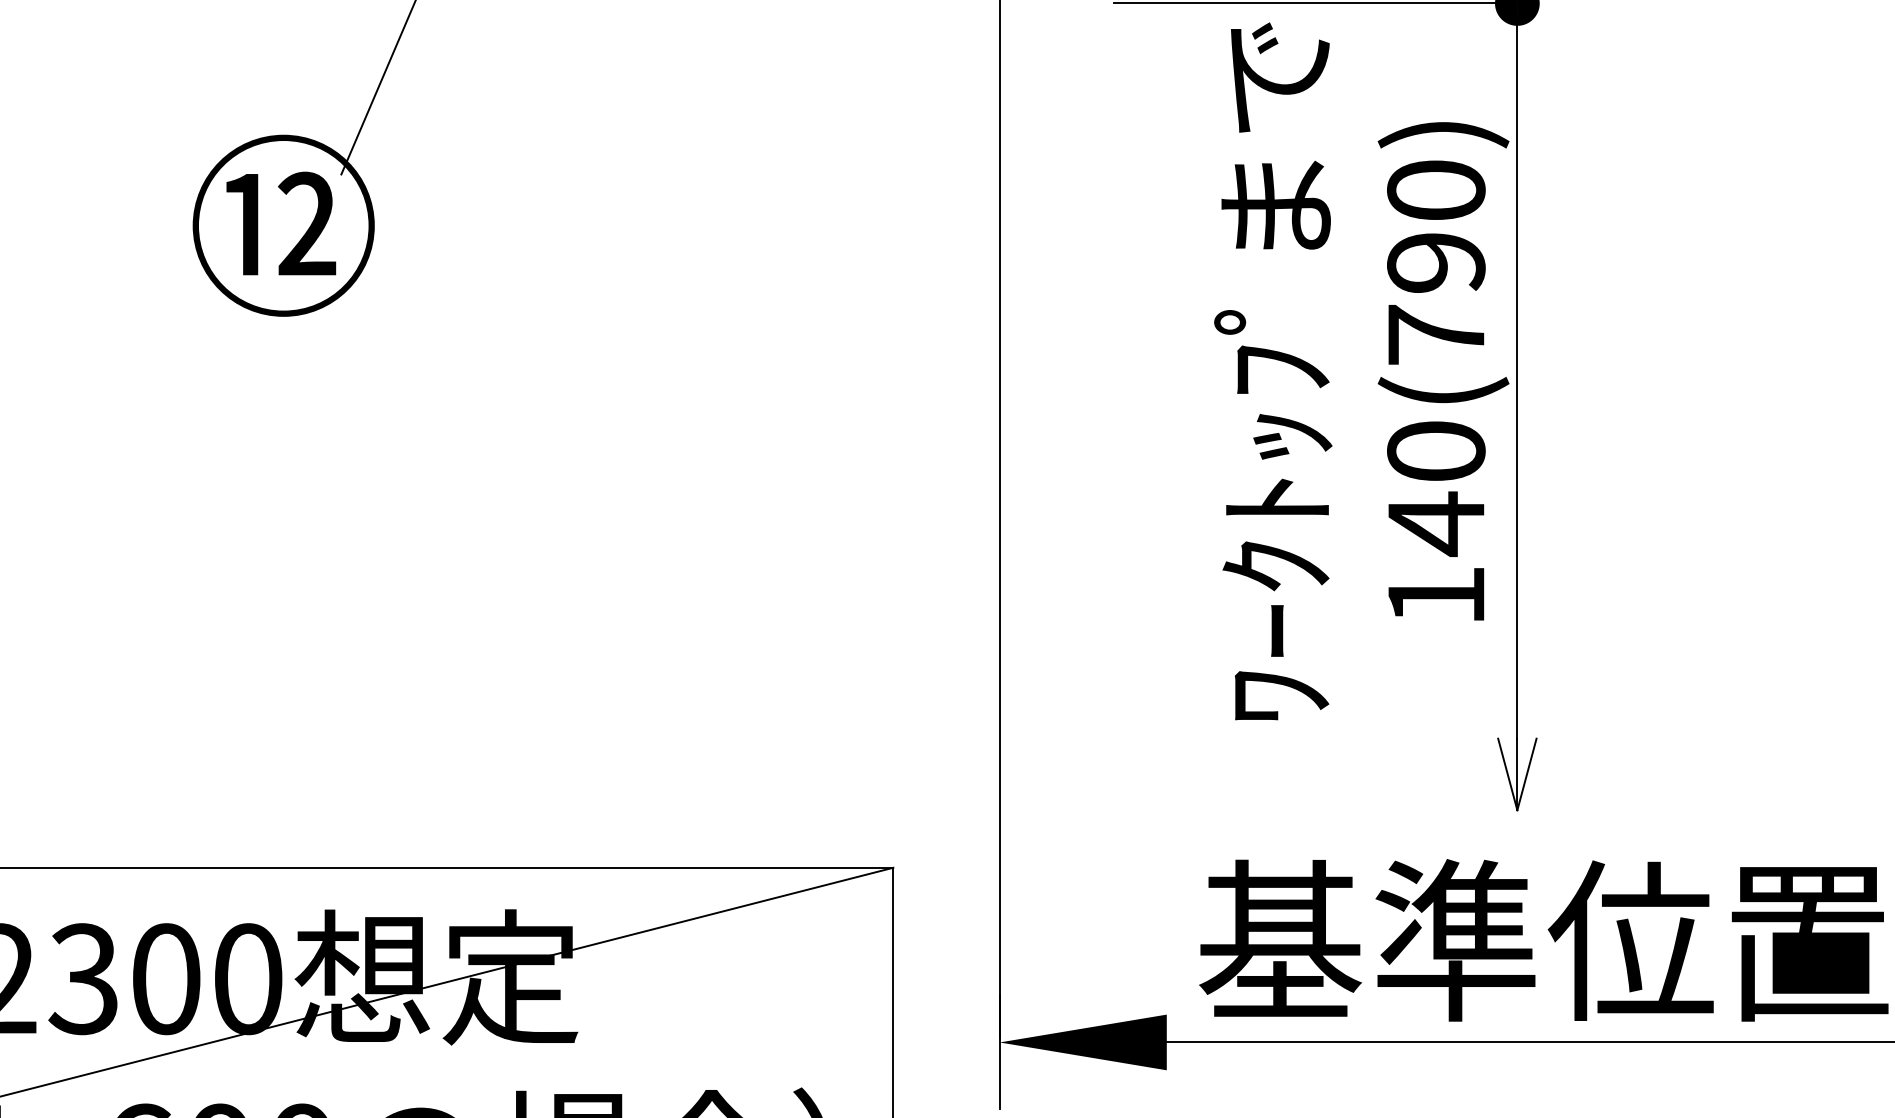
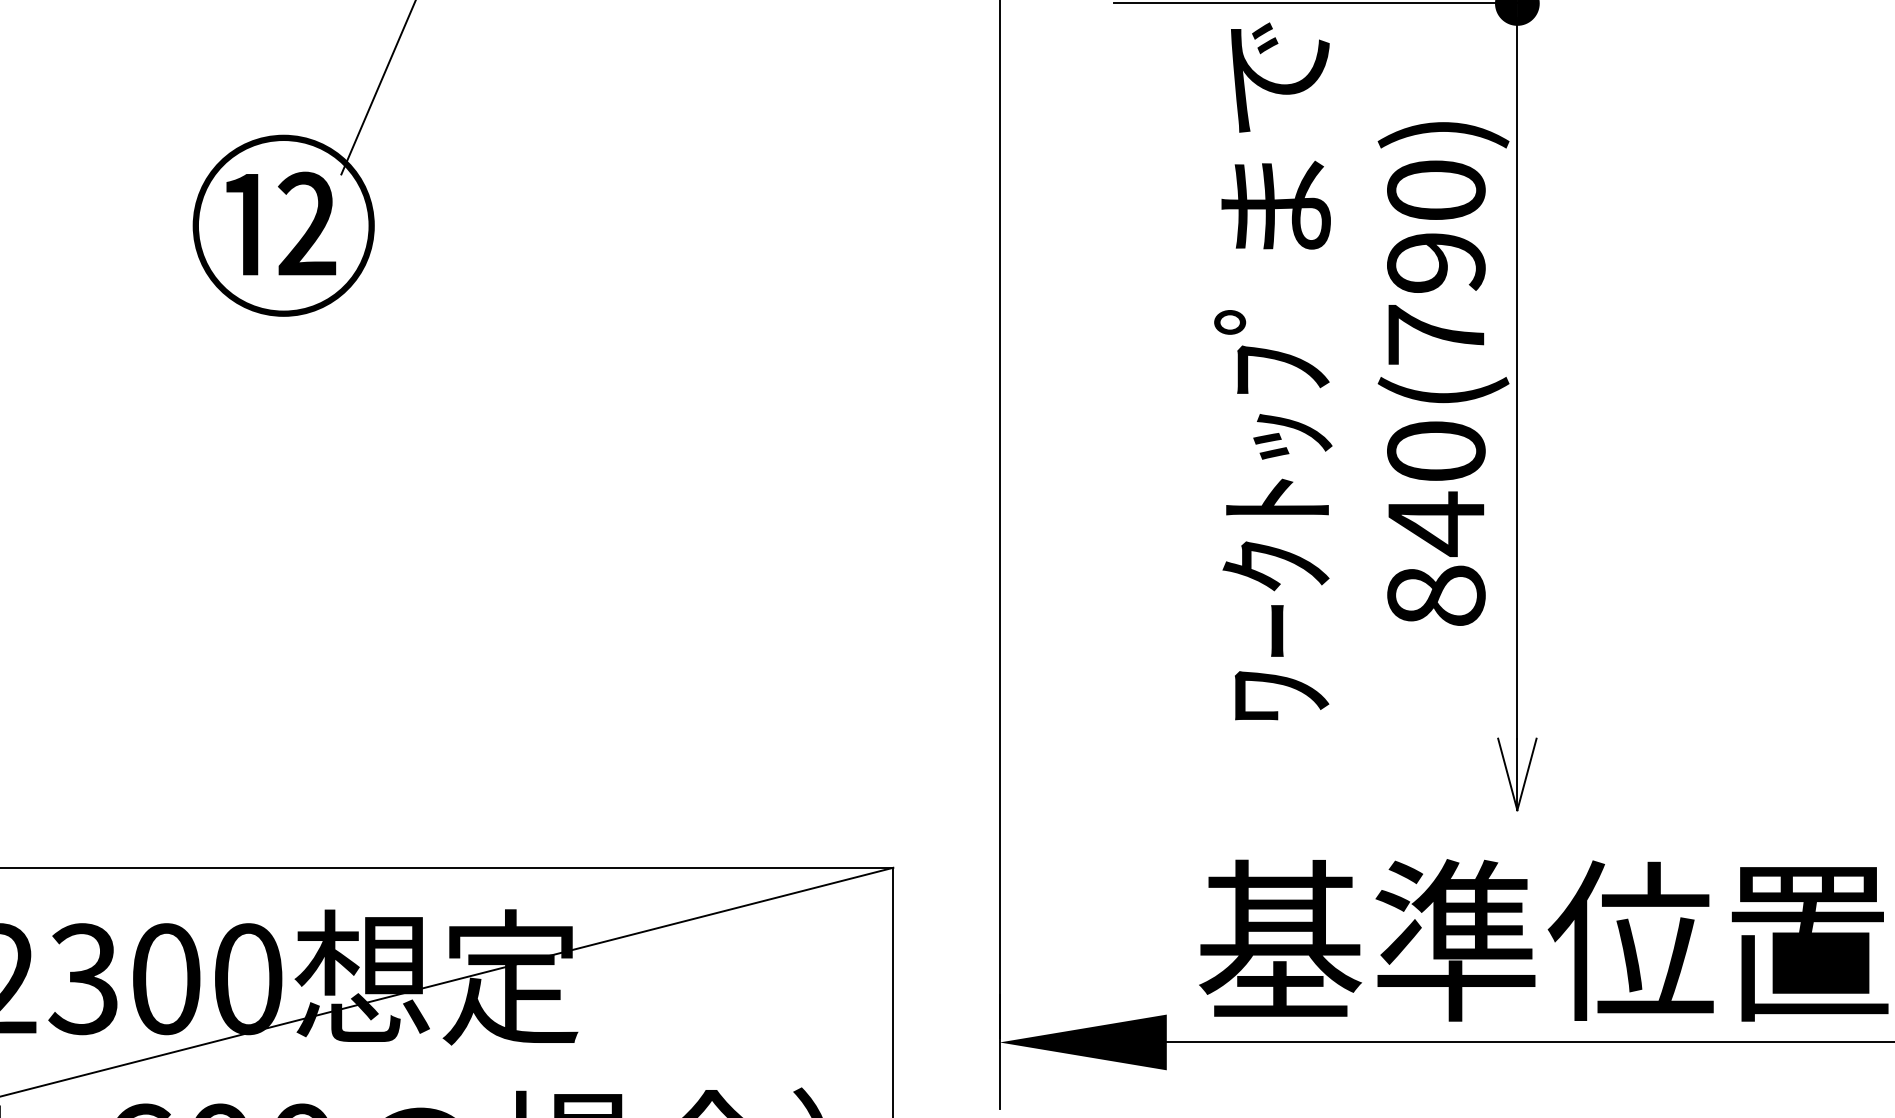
text: 140(790) -> 840(790) (1436, 595)
